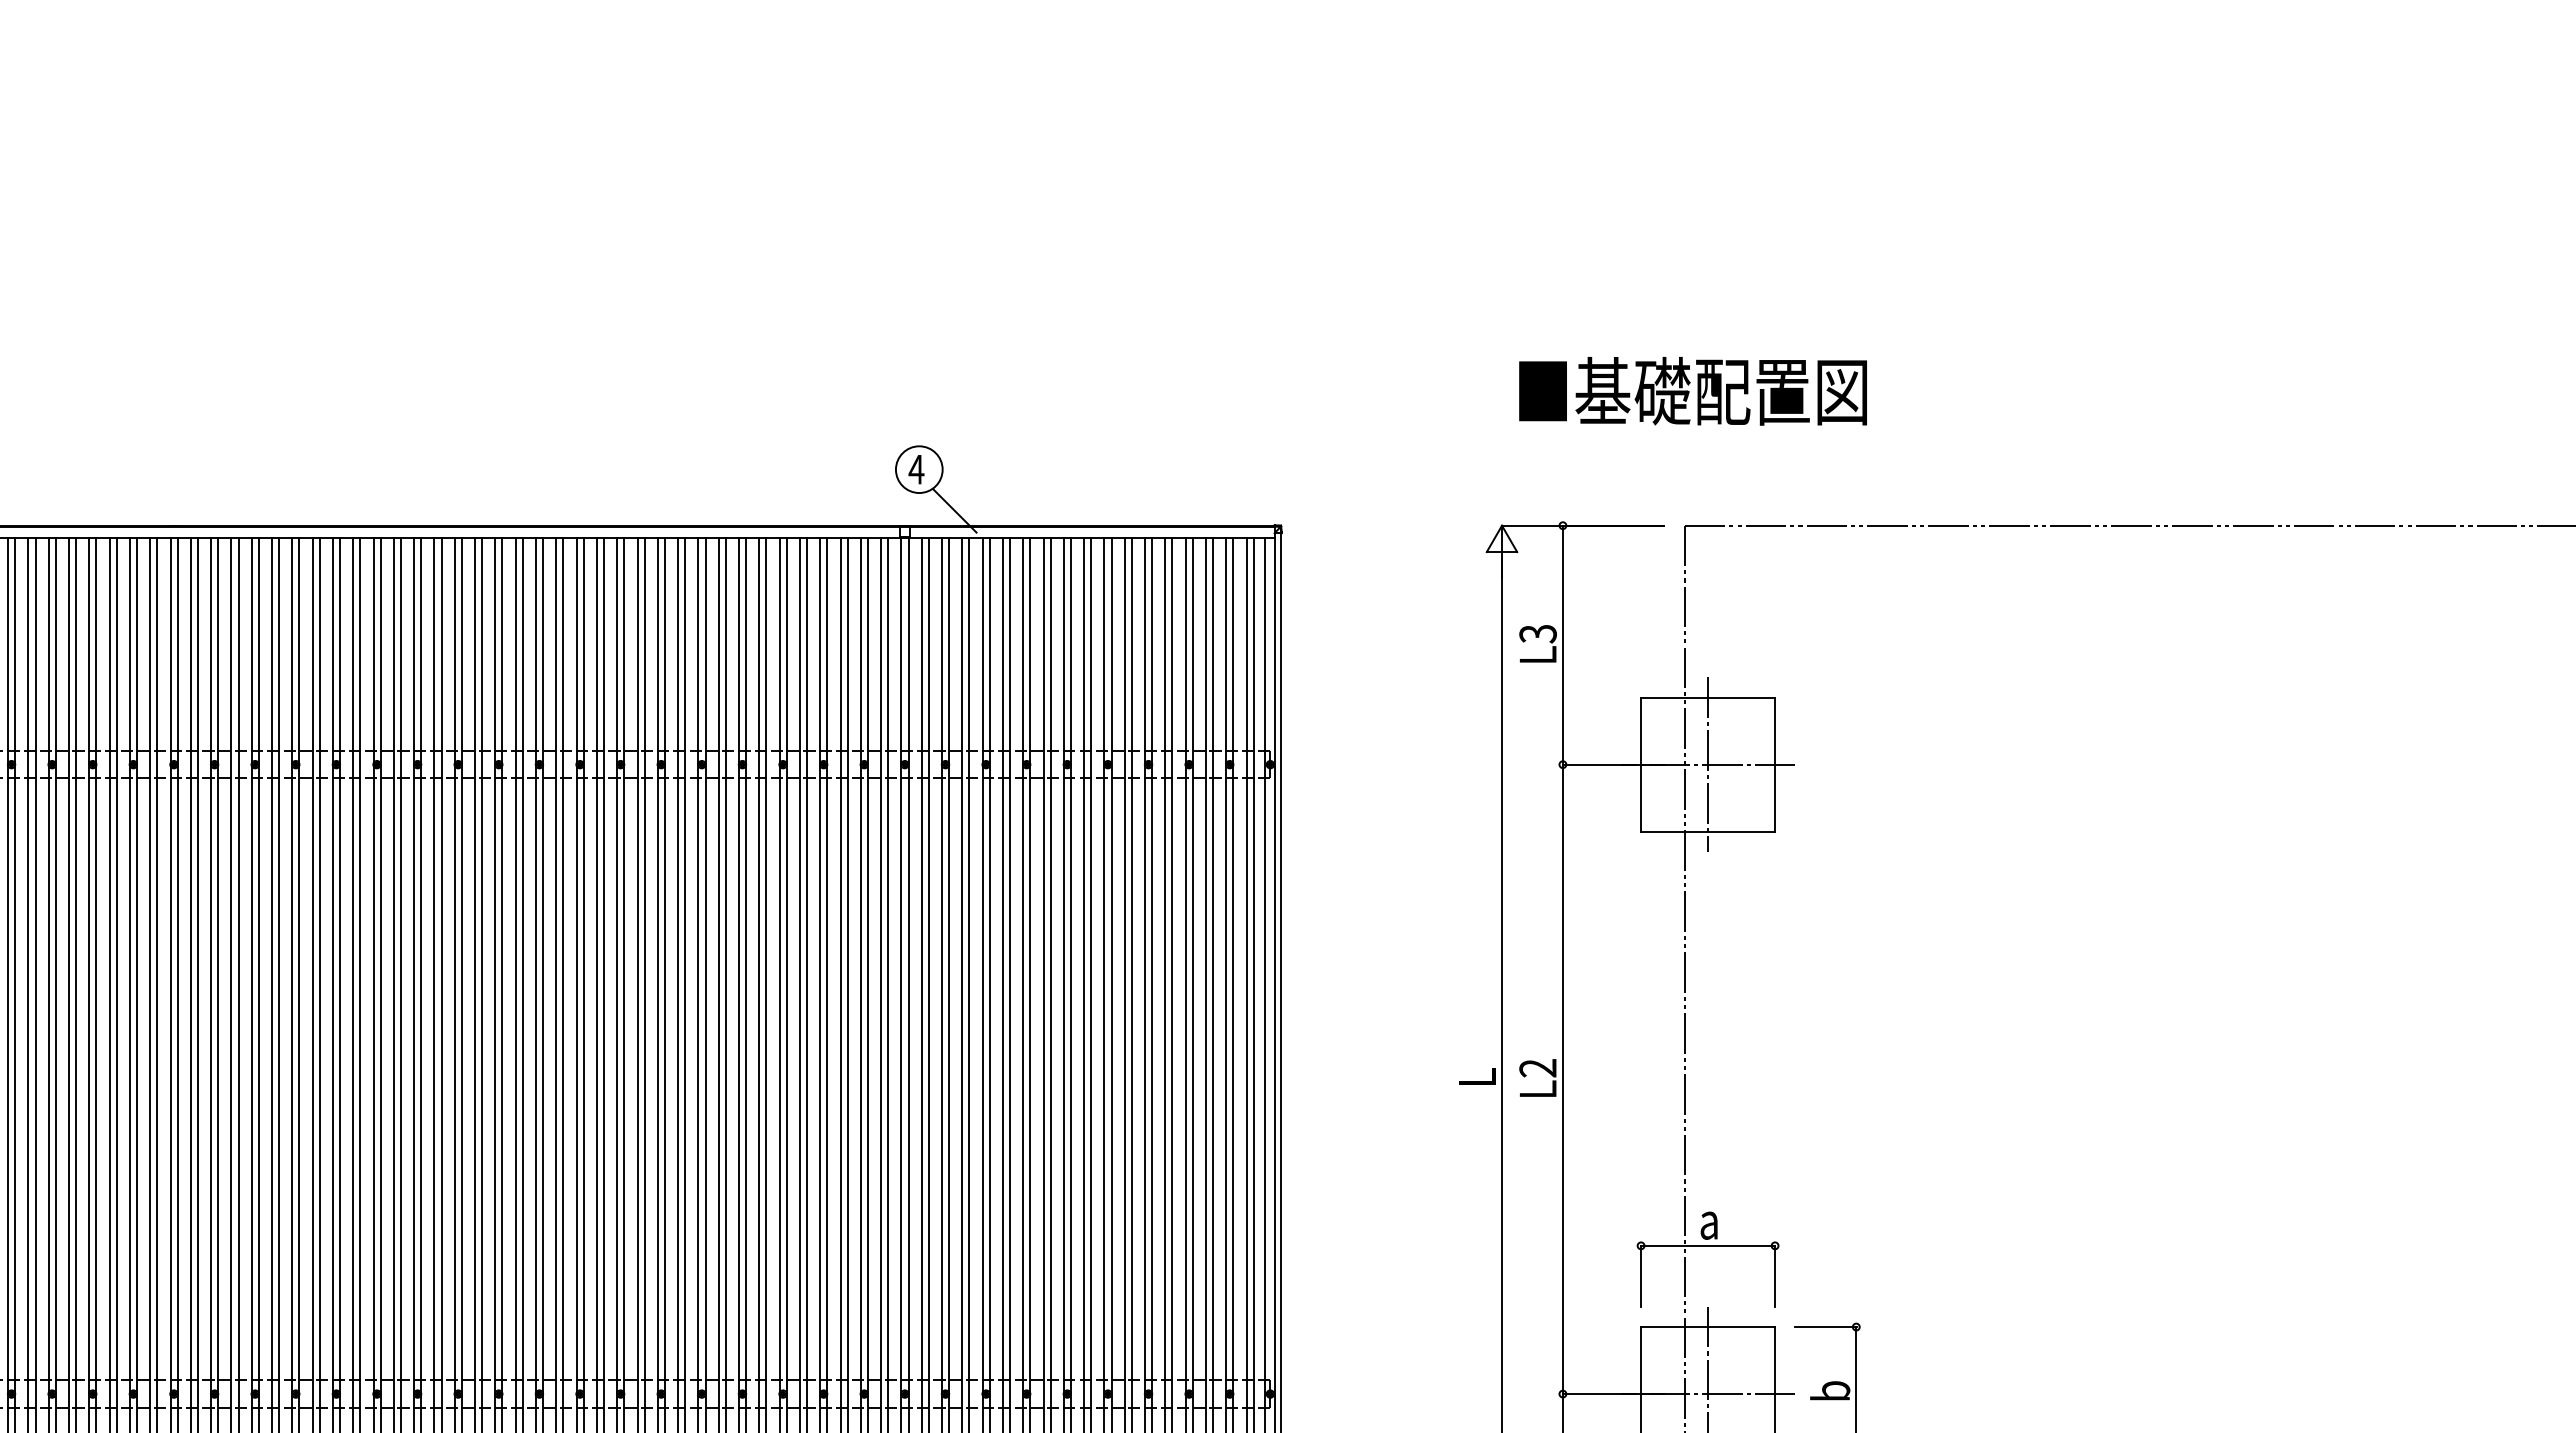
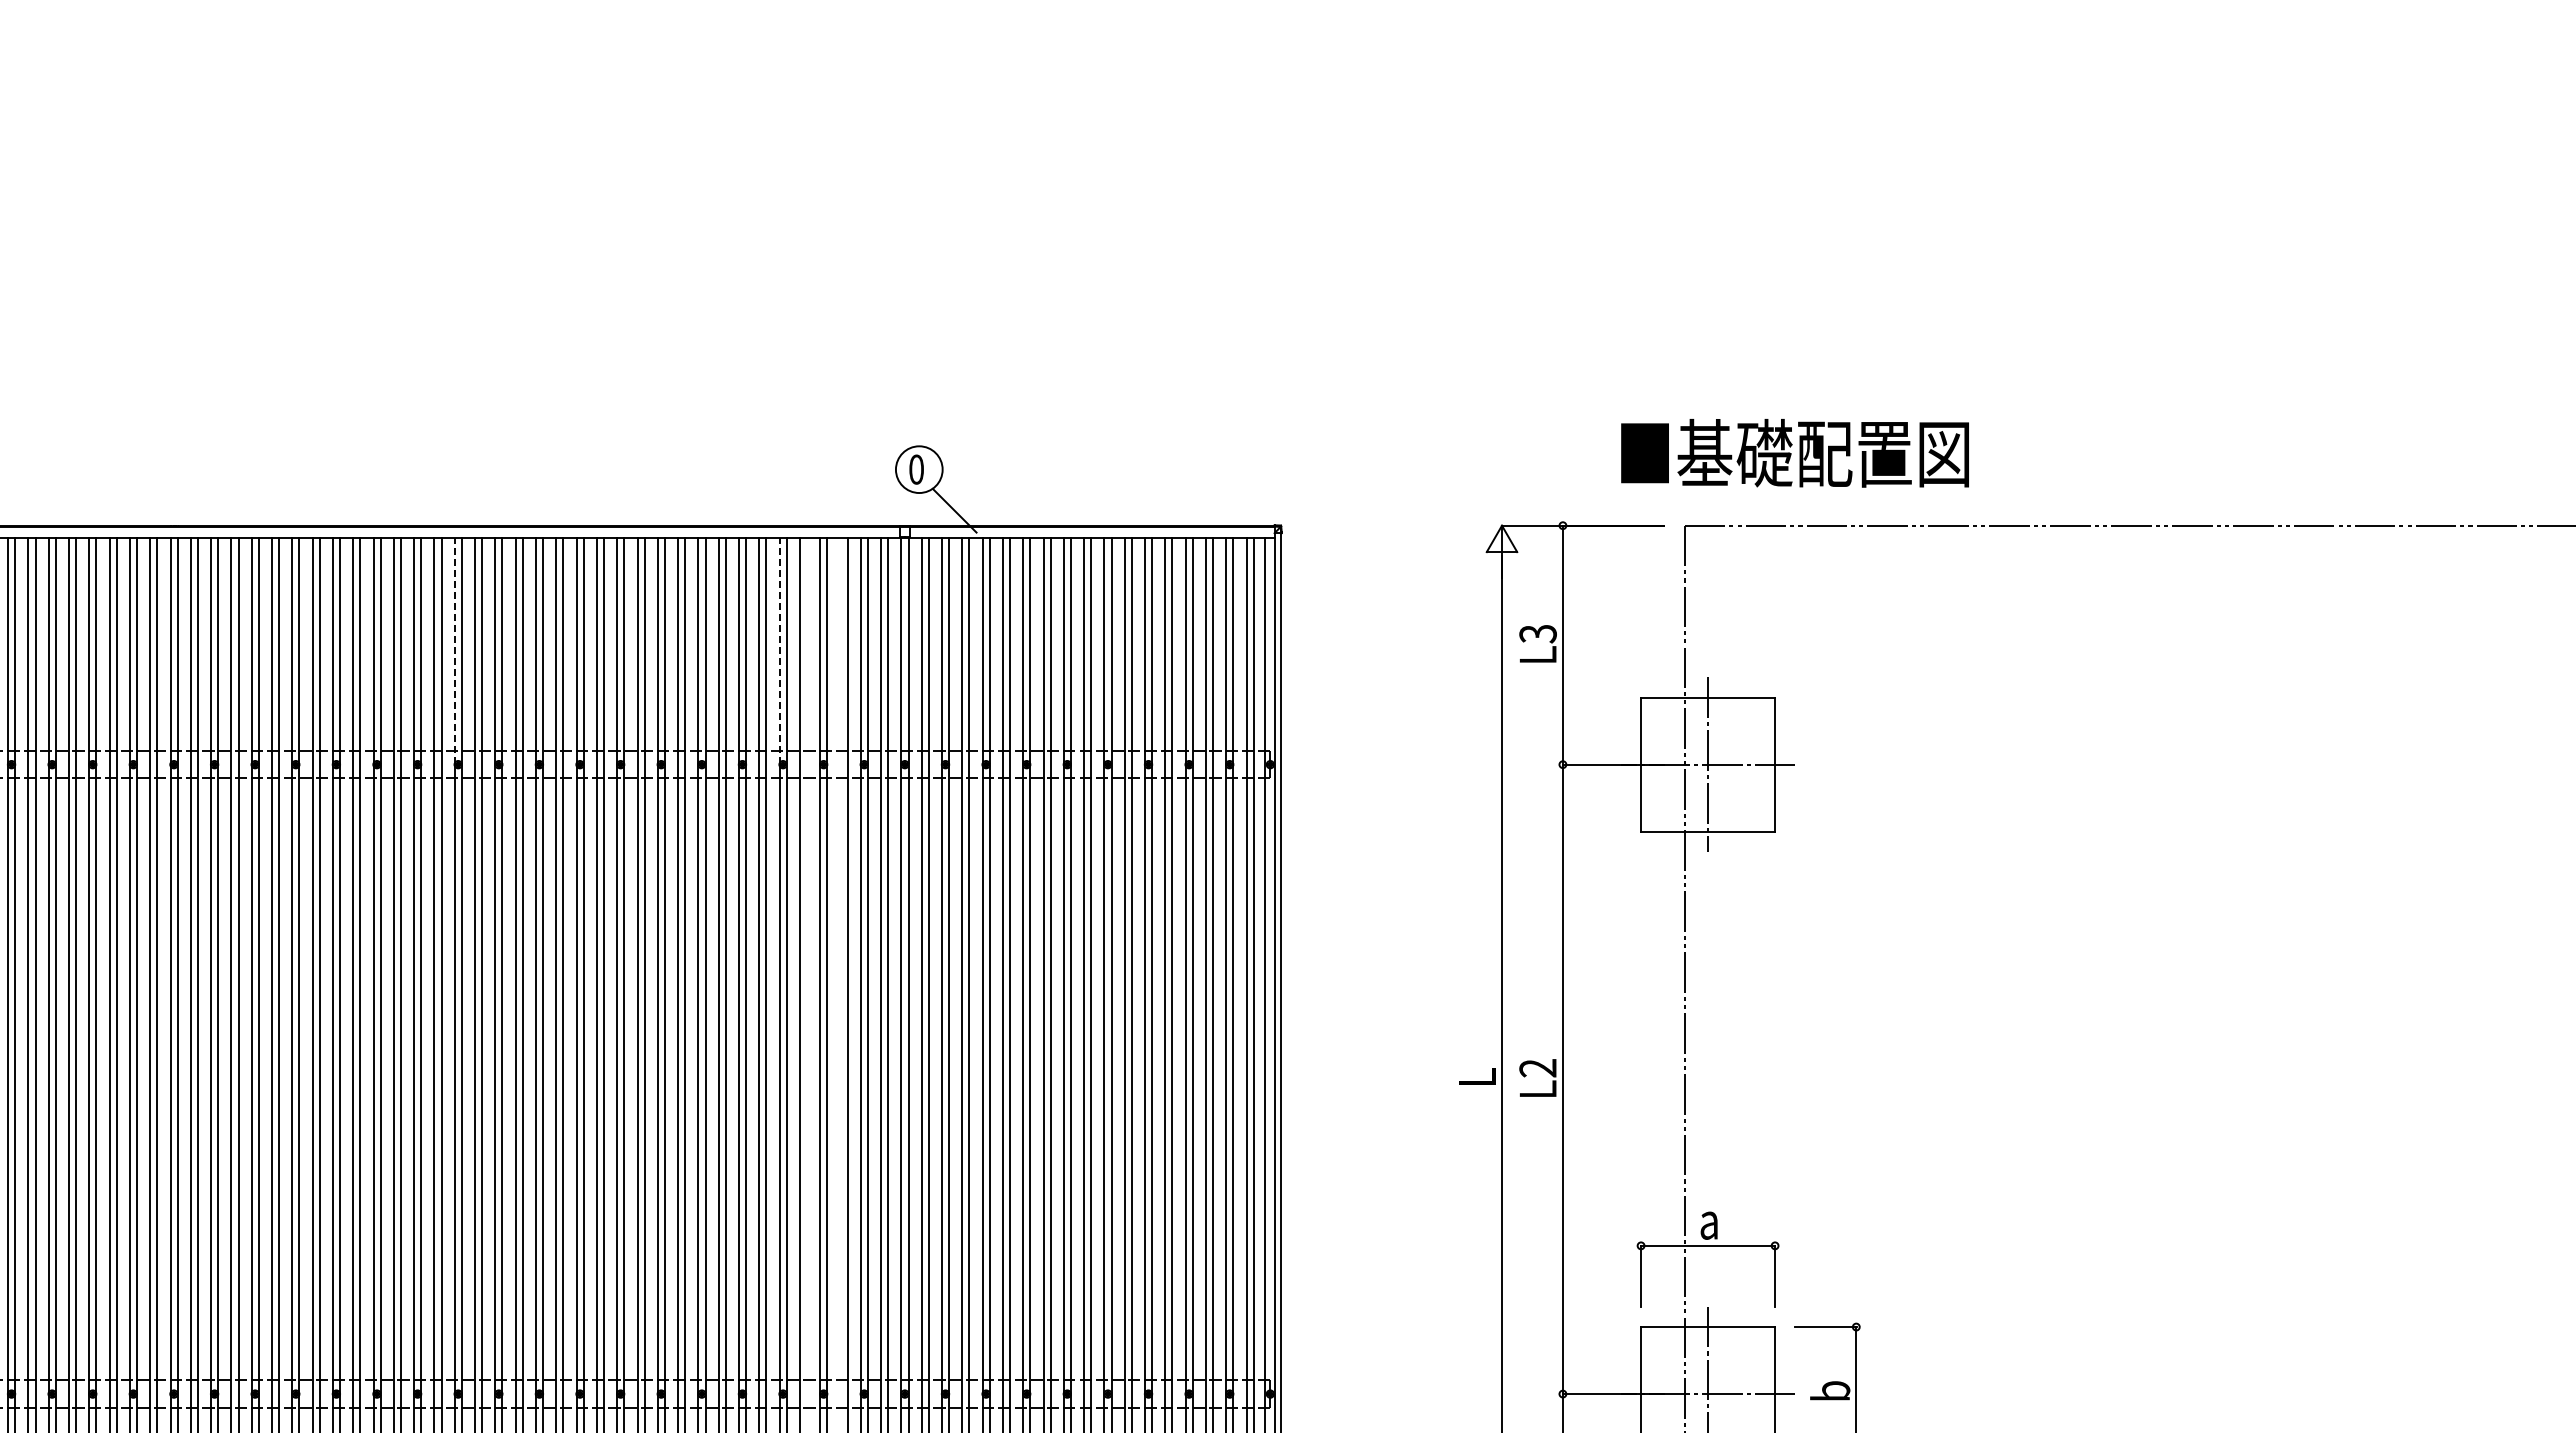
text position: (1692, 391) -> (1794, 453) (1794, 453)
text: 4 -> 0 (916, 469)
line: solid -> dashed (454, 650)
line: solid -> dashed (779, 650)
line: present -> none (807, 983)
line: present -> none (840, 983)
